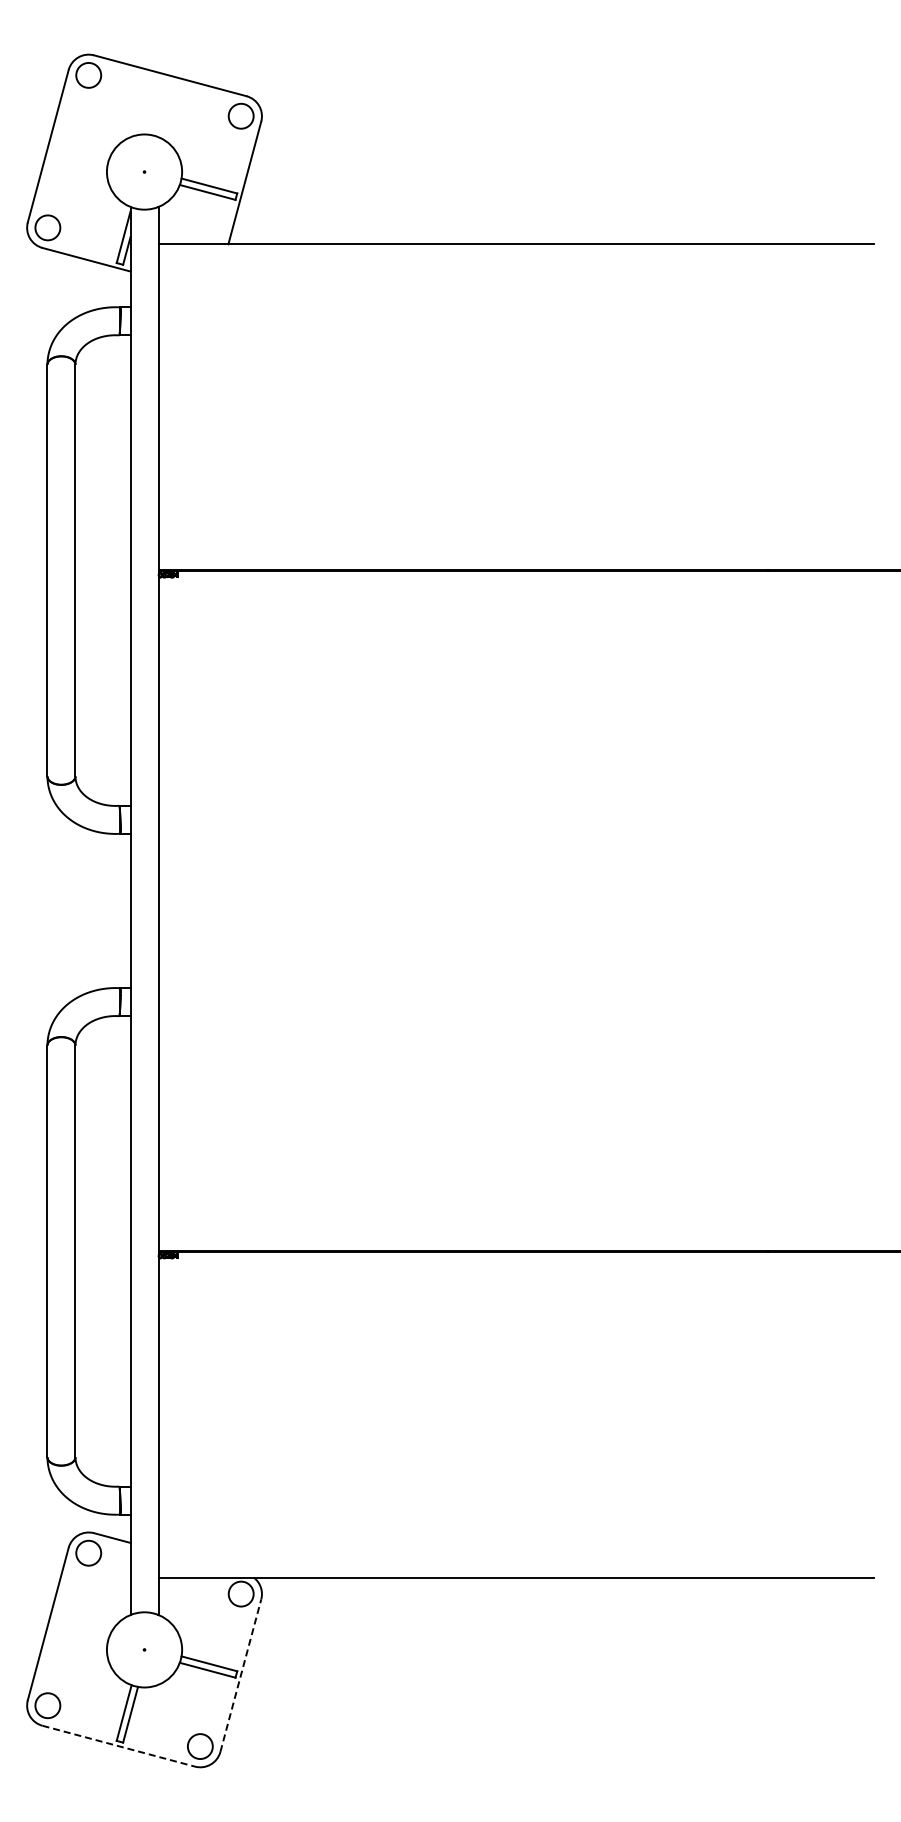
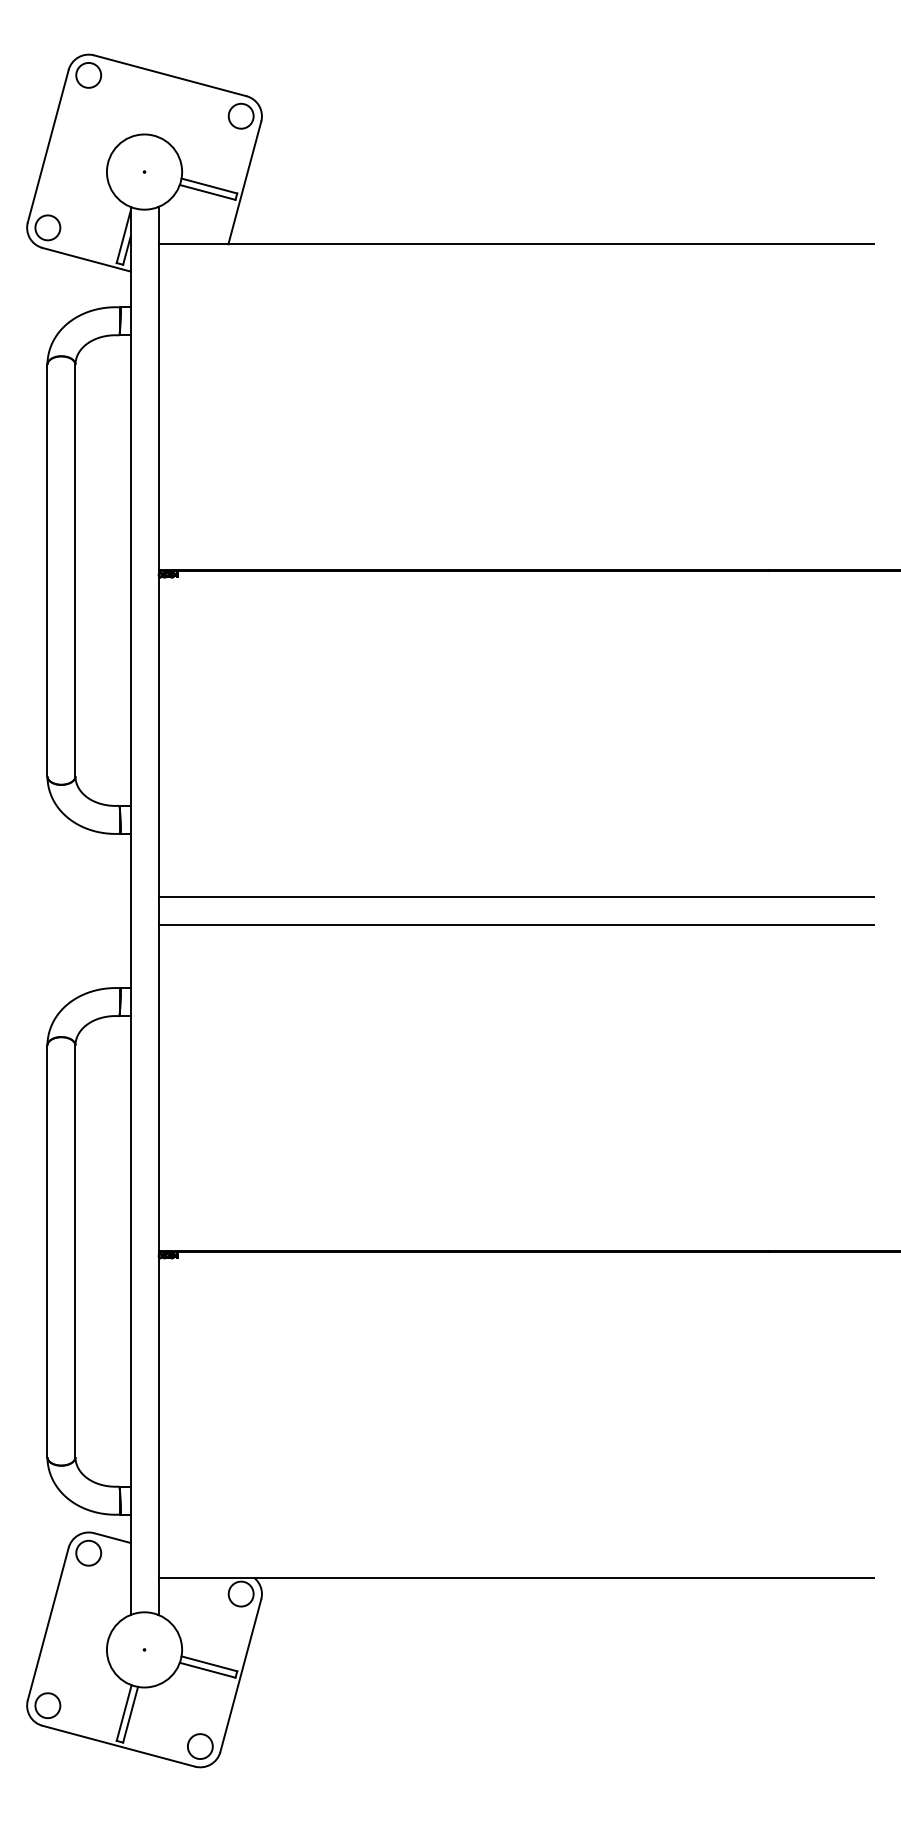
line: none -> present (515, 896)
line: none -> present (515, 925)
line: dashed -> solid (240, 1675)
line: dashed -> solid (118, 1746)
